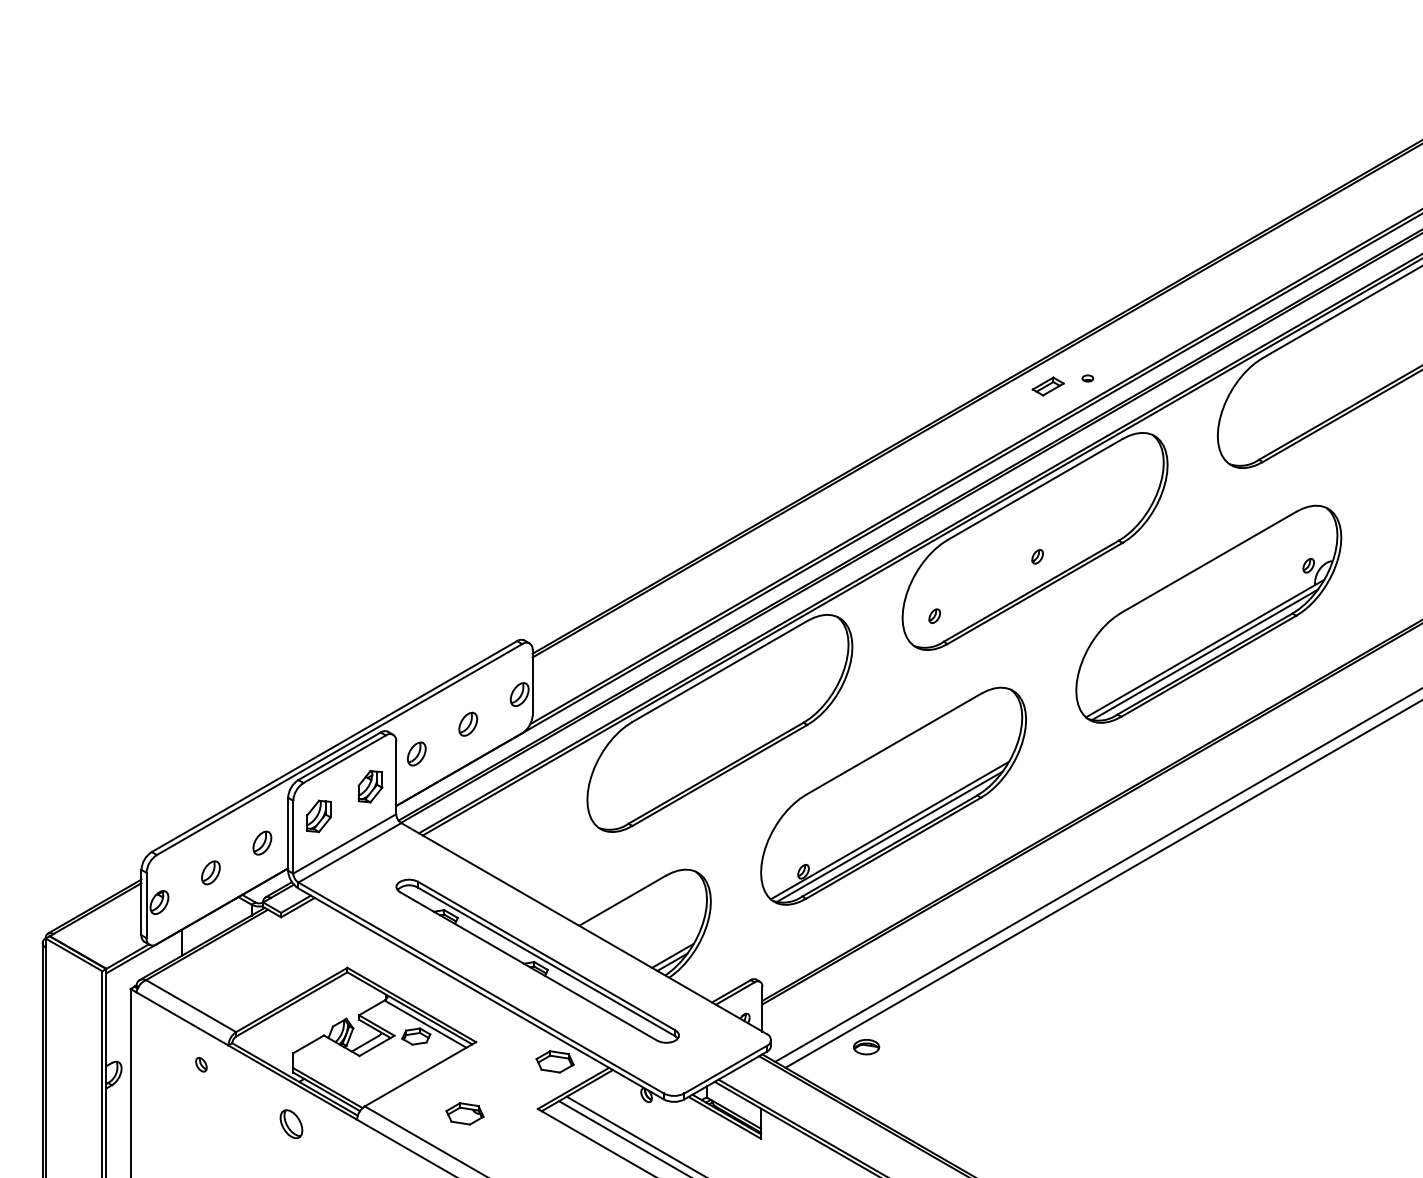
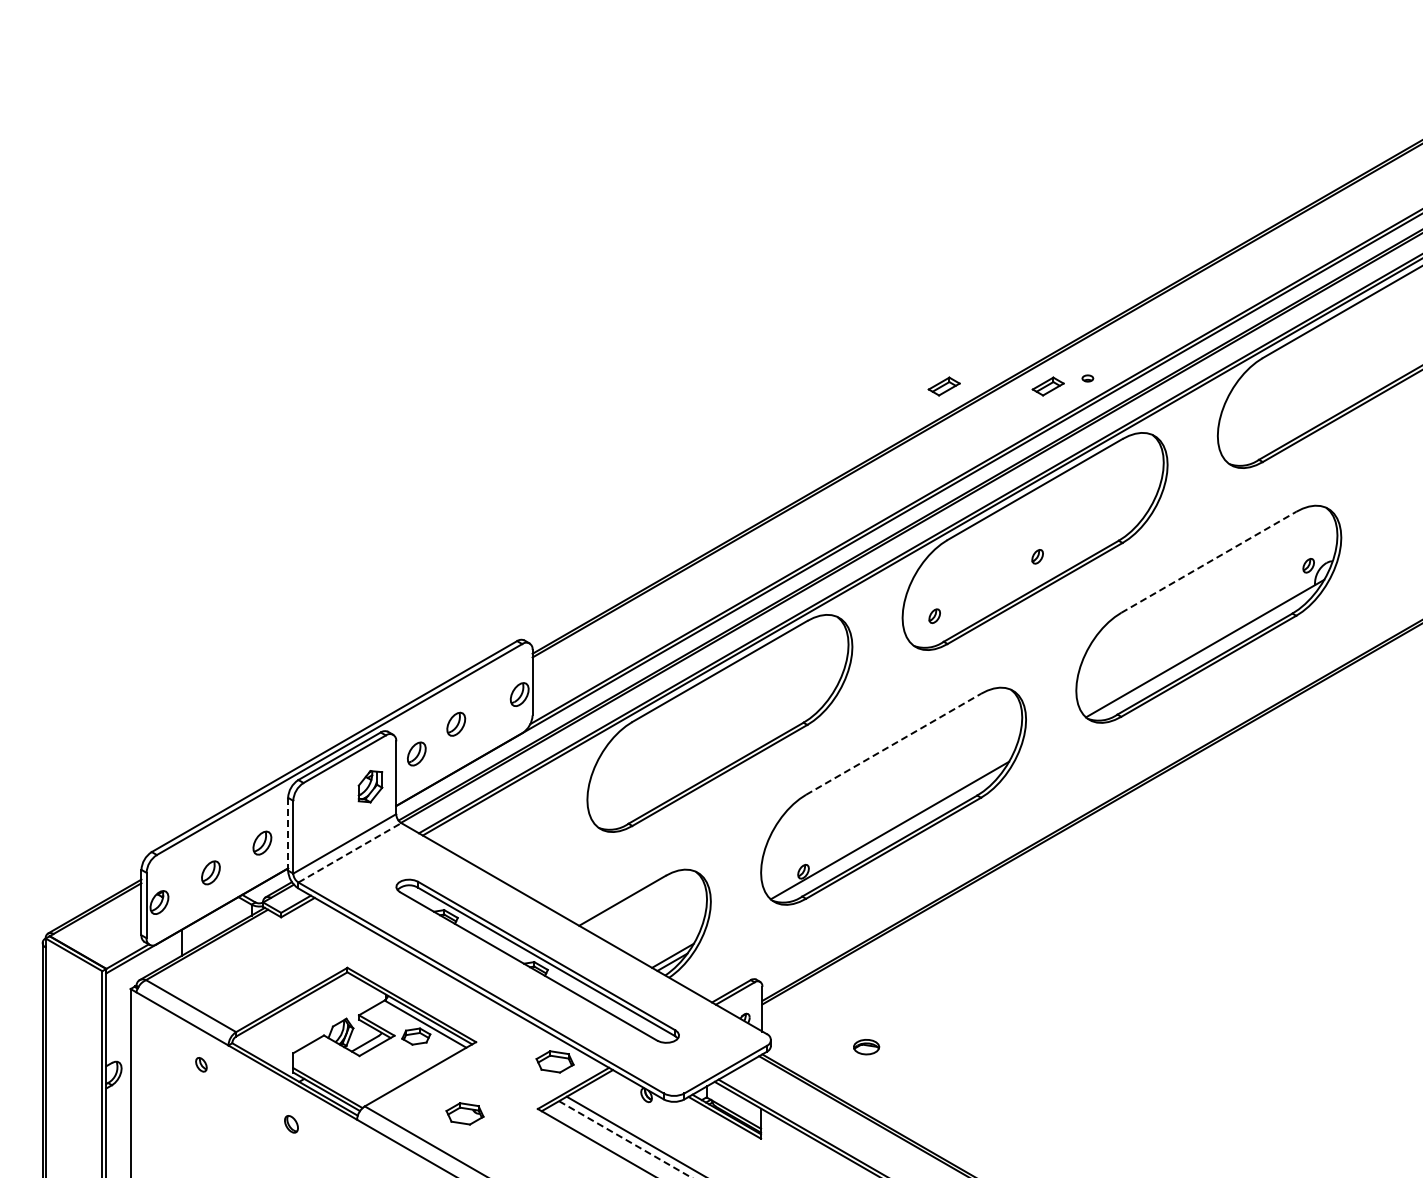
part: none -> present (943, 386)
line: solid -> dashed (1209, 562)
line: present -> none (1204, 654)
part position: (468, 723) -> (456, 723) (456, 723)
line: solid -> dashed (894, 744)
part: present -> none (318, 816)
line: solid -> dashed (288, 833)
line: present -> none (889, 836)
line: solid -> dashed (350, 852)
line: present -> none (1097, 875)
line: present -> none (1102, 884)
part size: 25x31 px -> 15x19 px (291, 1124)
line: solid -> dashed (625, 1139)
